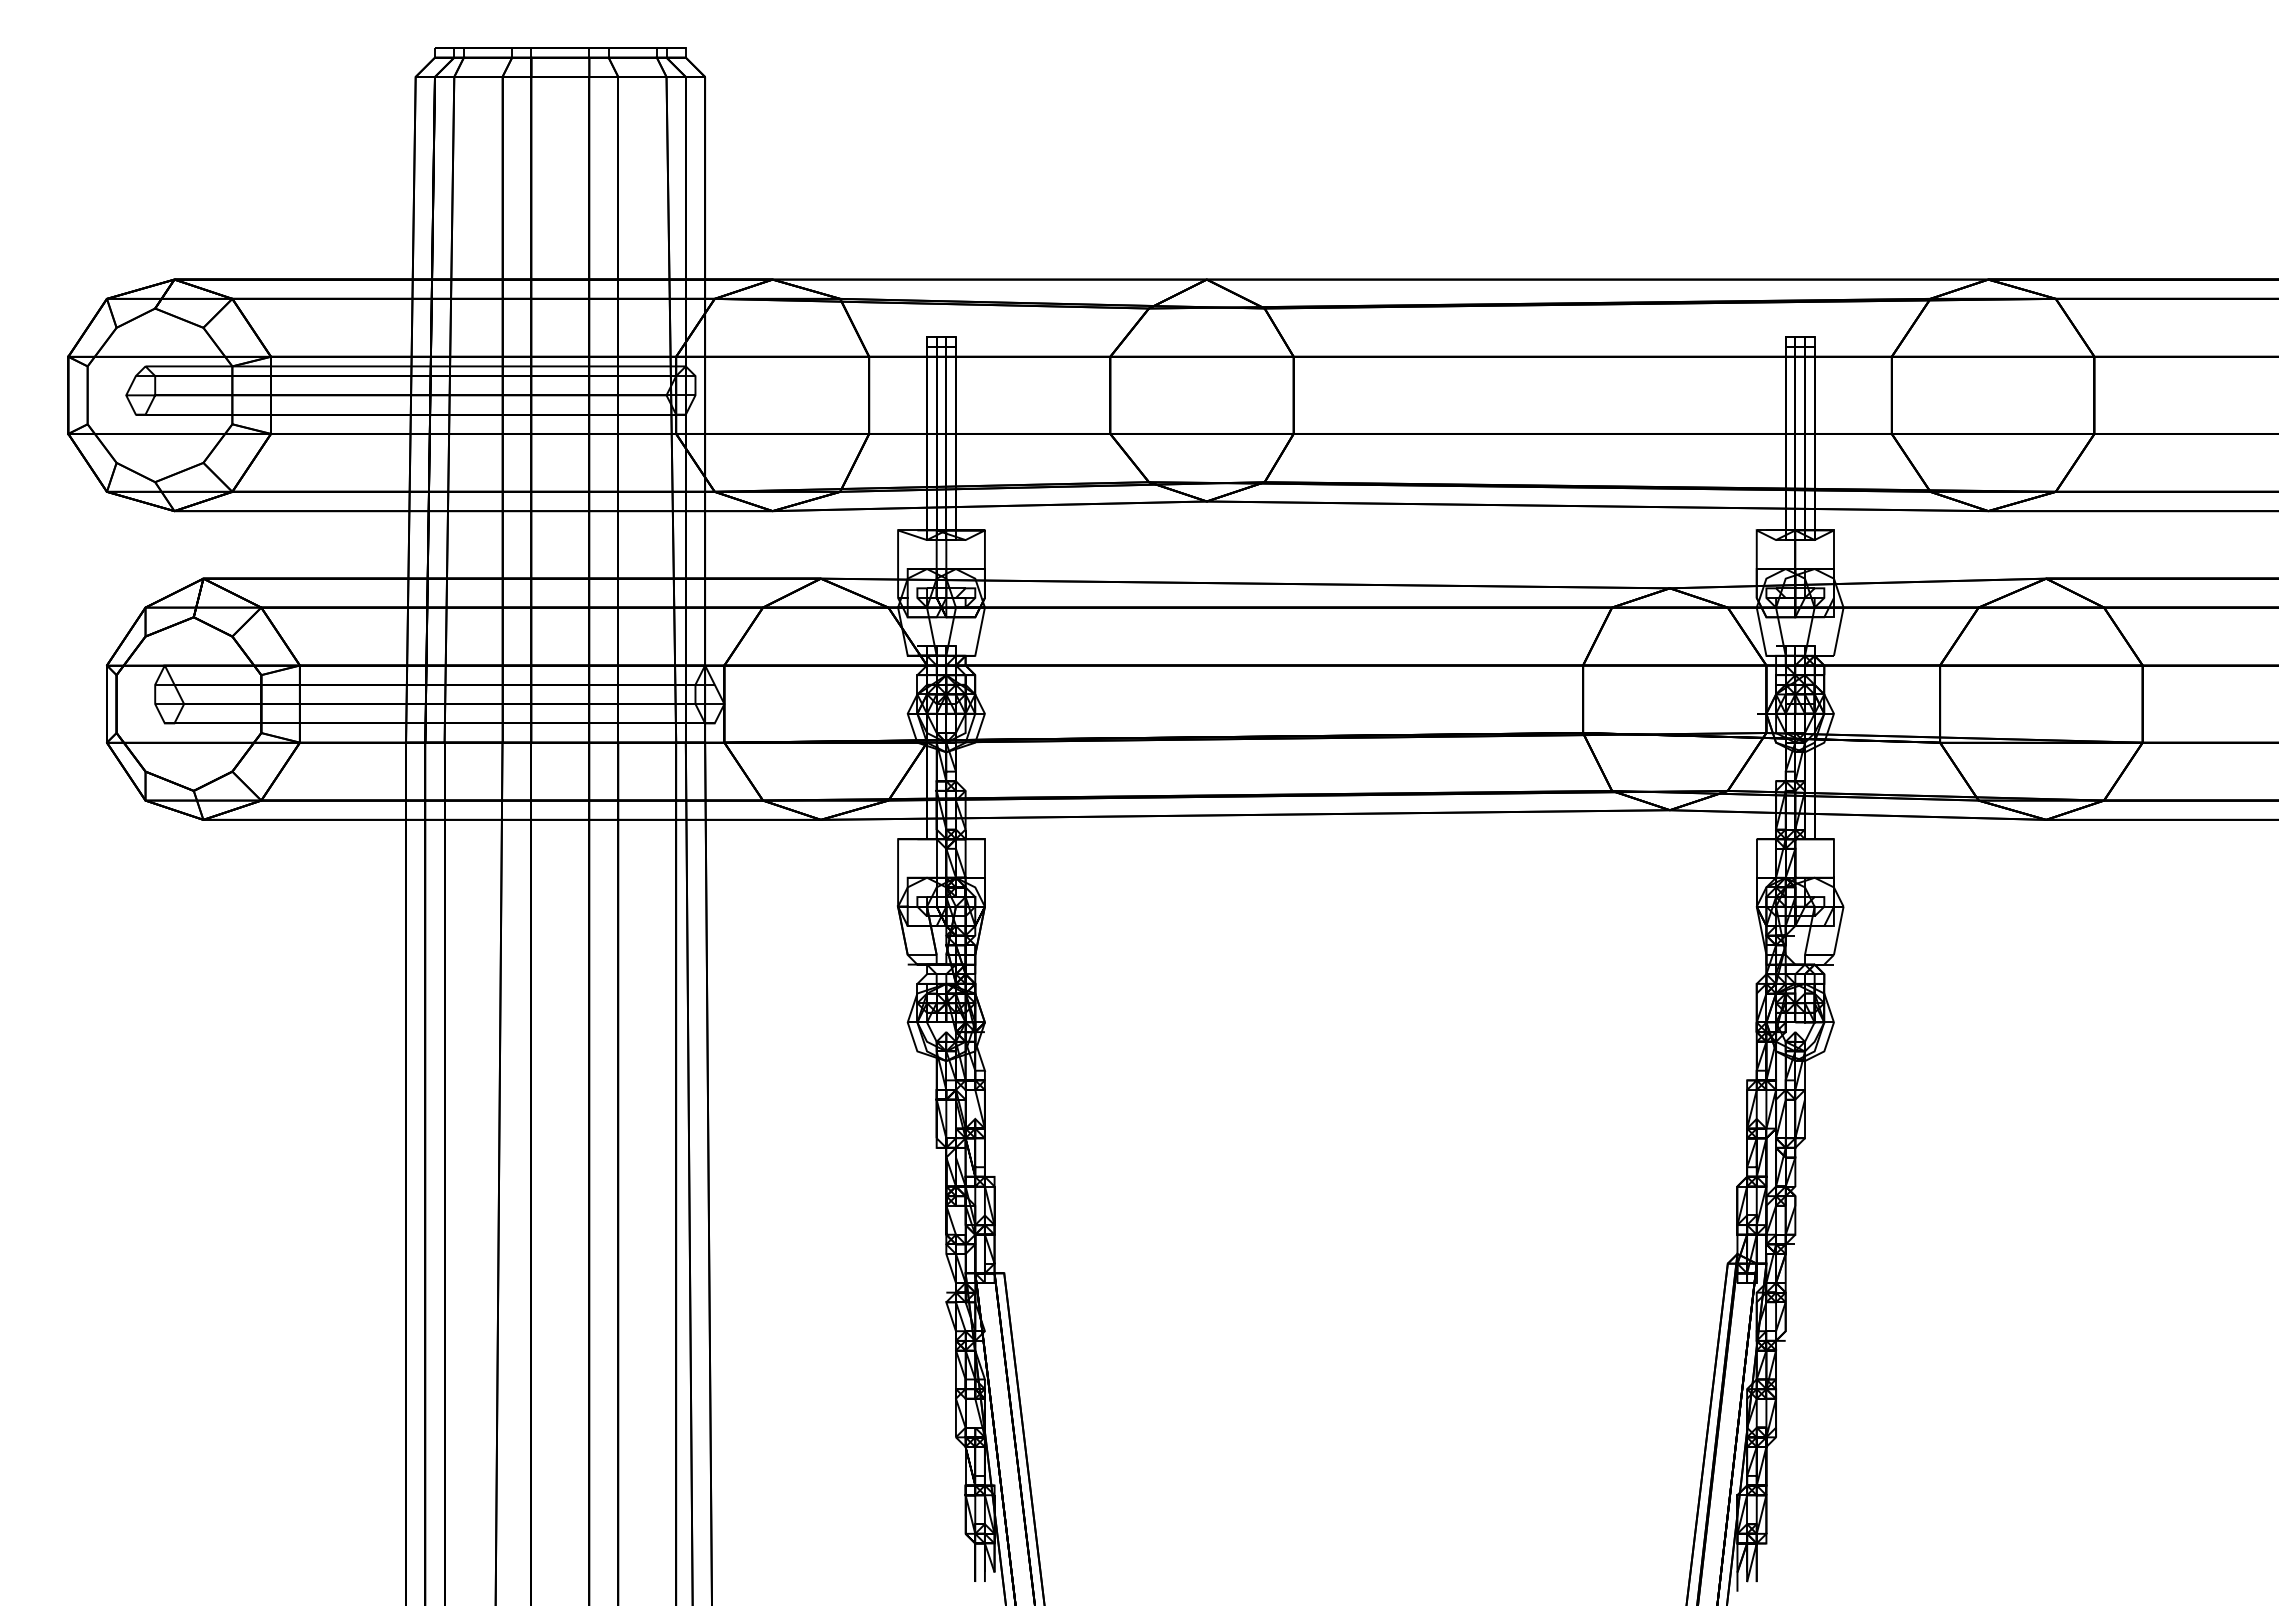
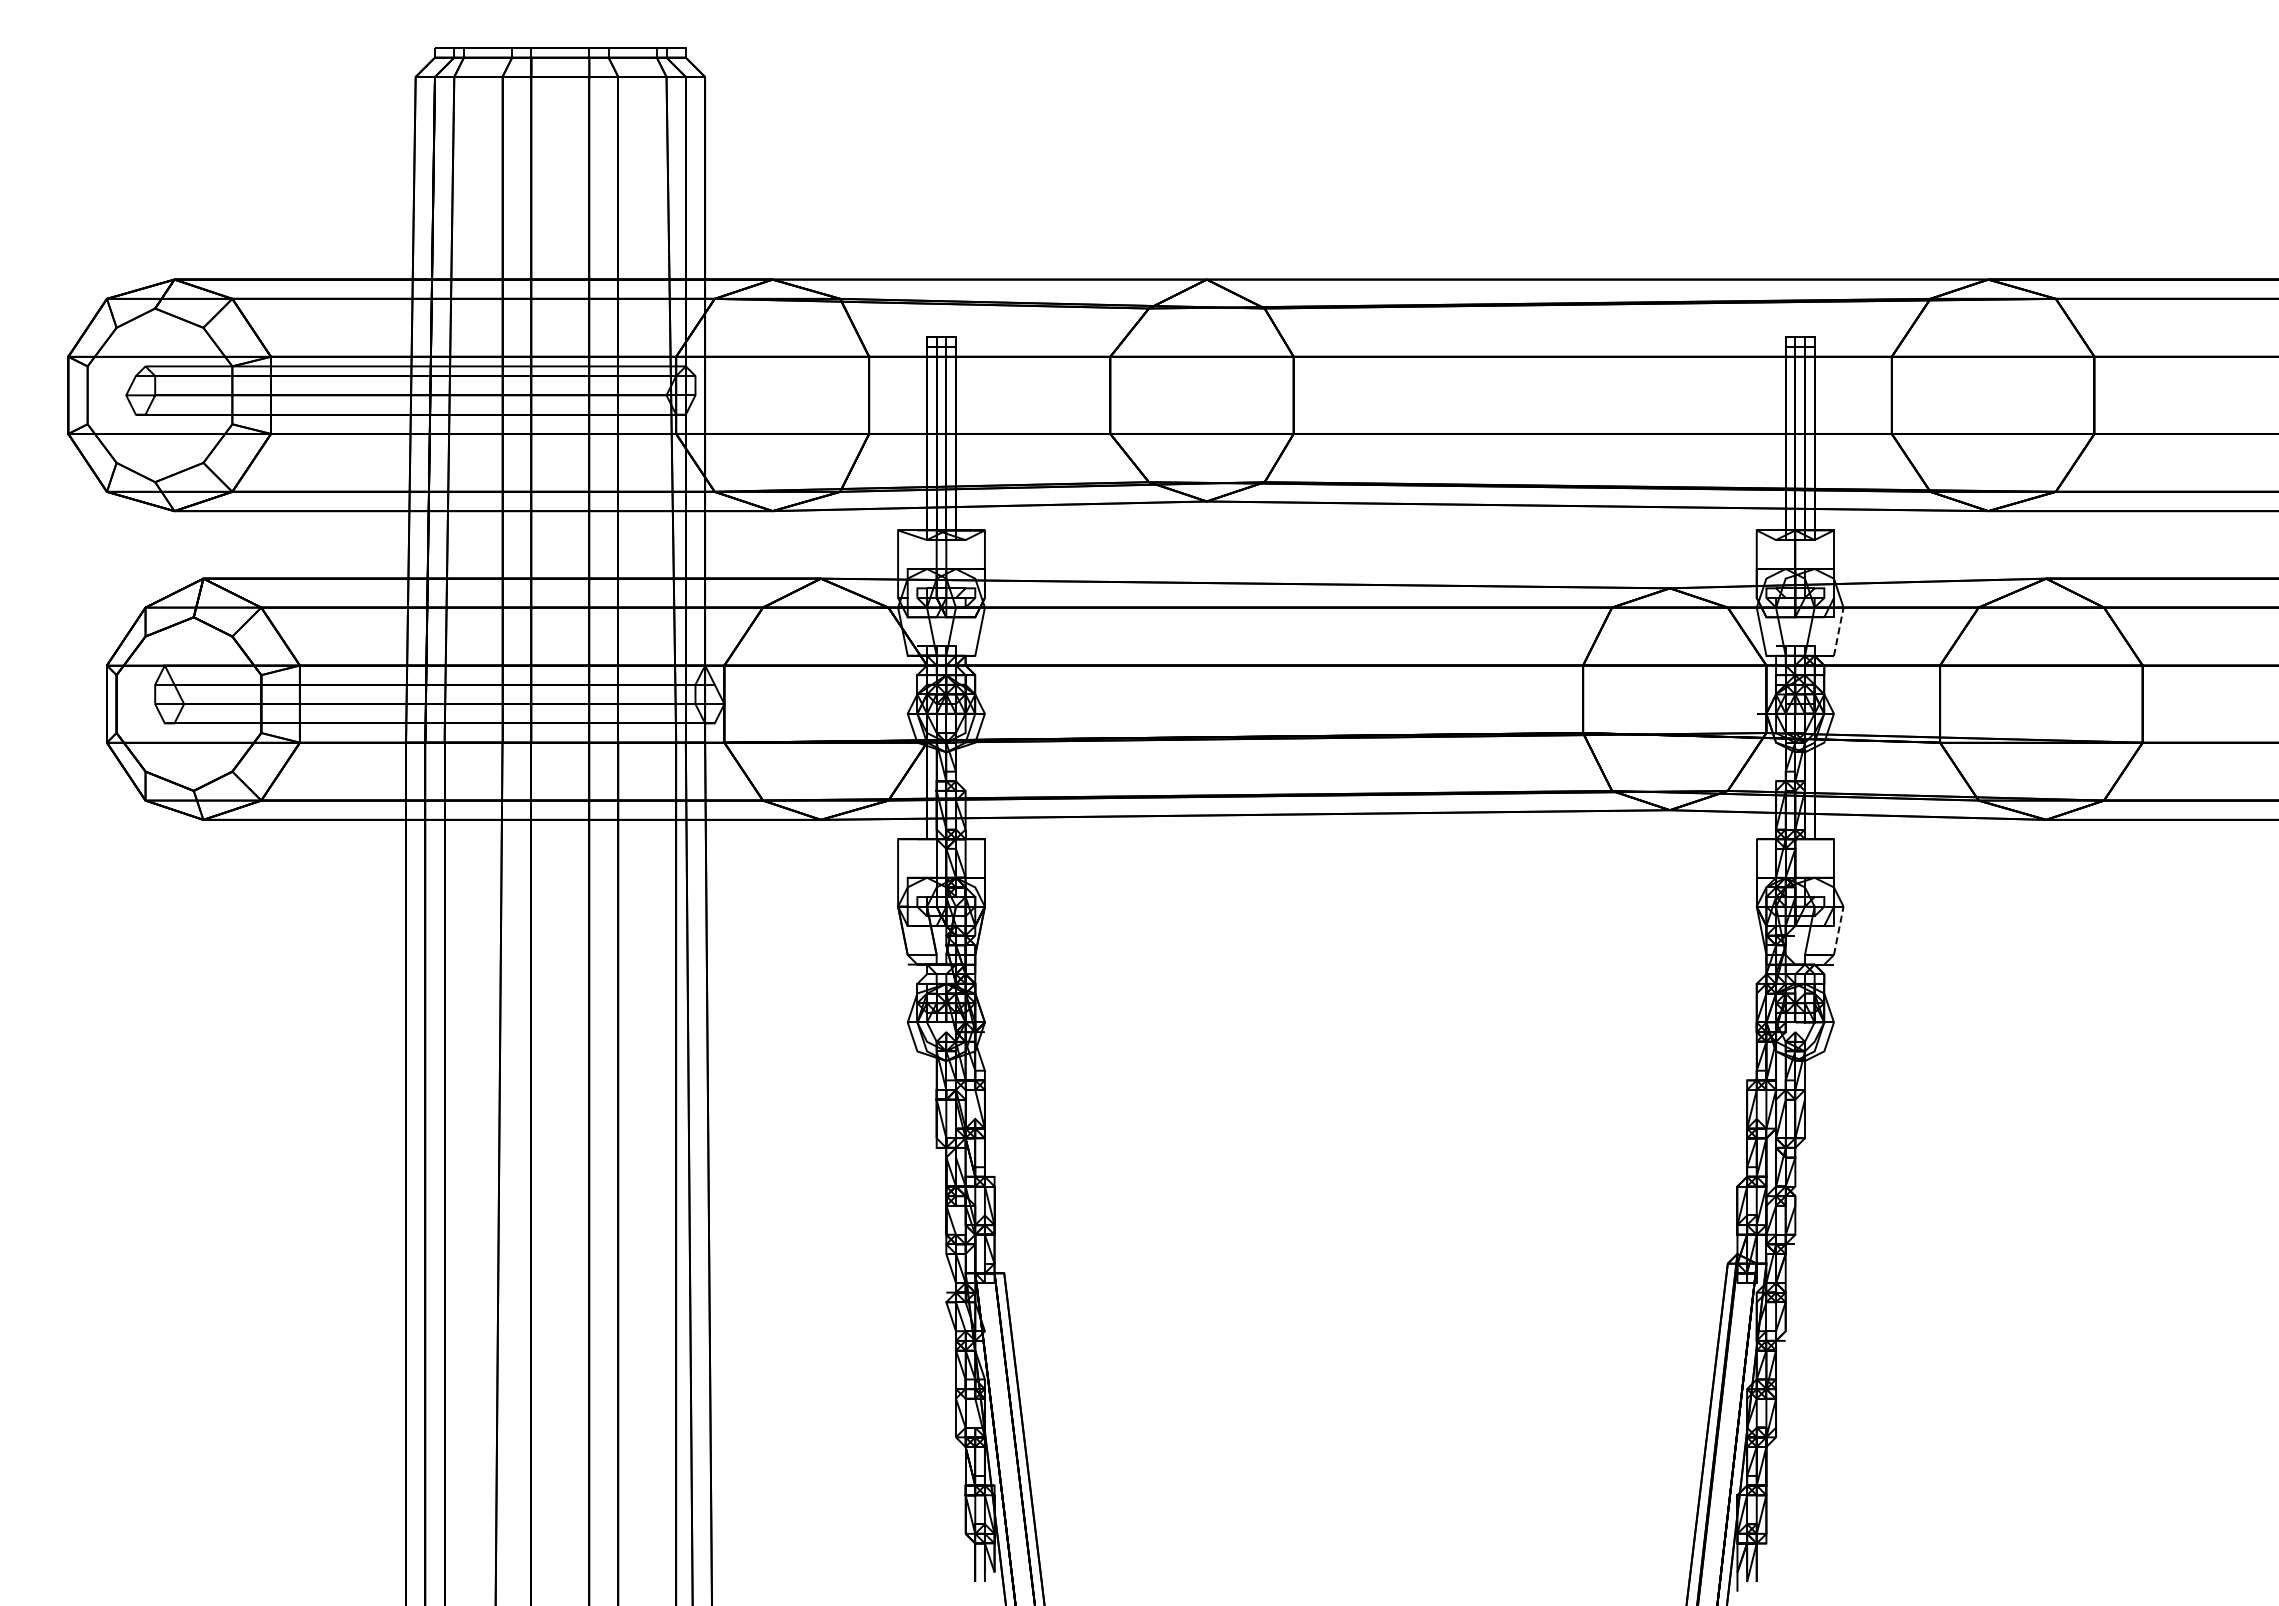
line: solid -> dashed (1838, 631)
line: solid -> dashed (1838, 930)
